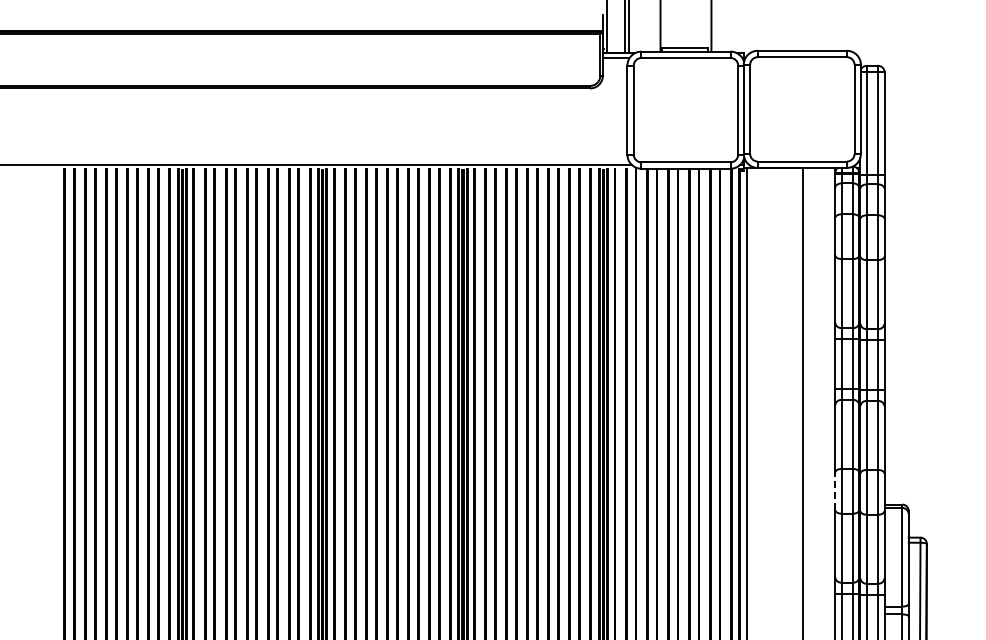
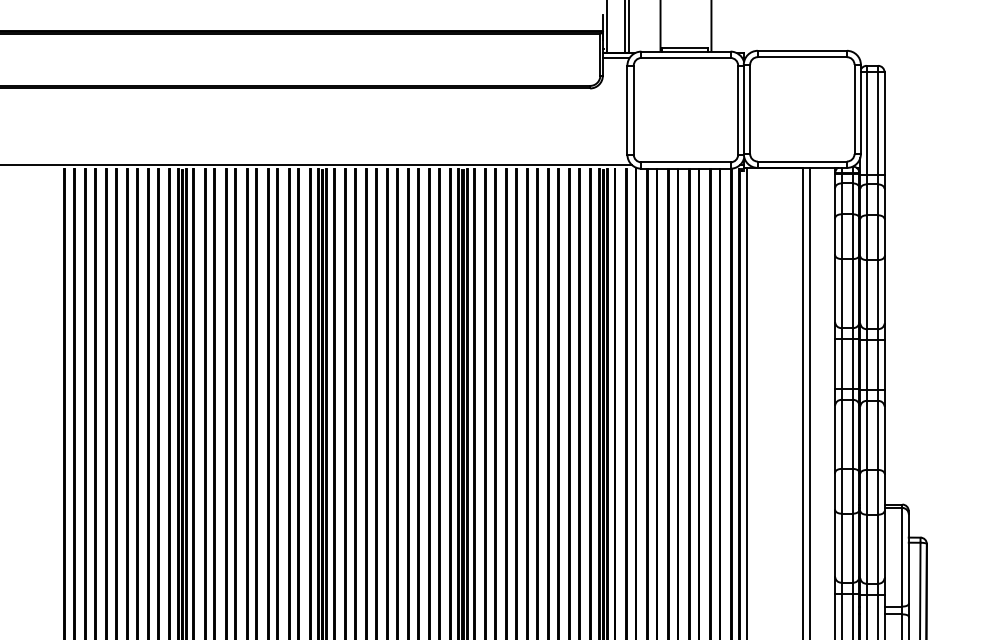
line: none -> present (809, 401)
line: dashed -> solid (835, 491)
